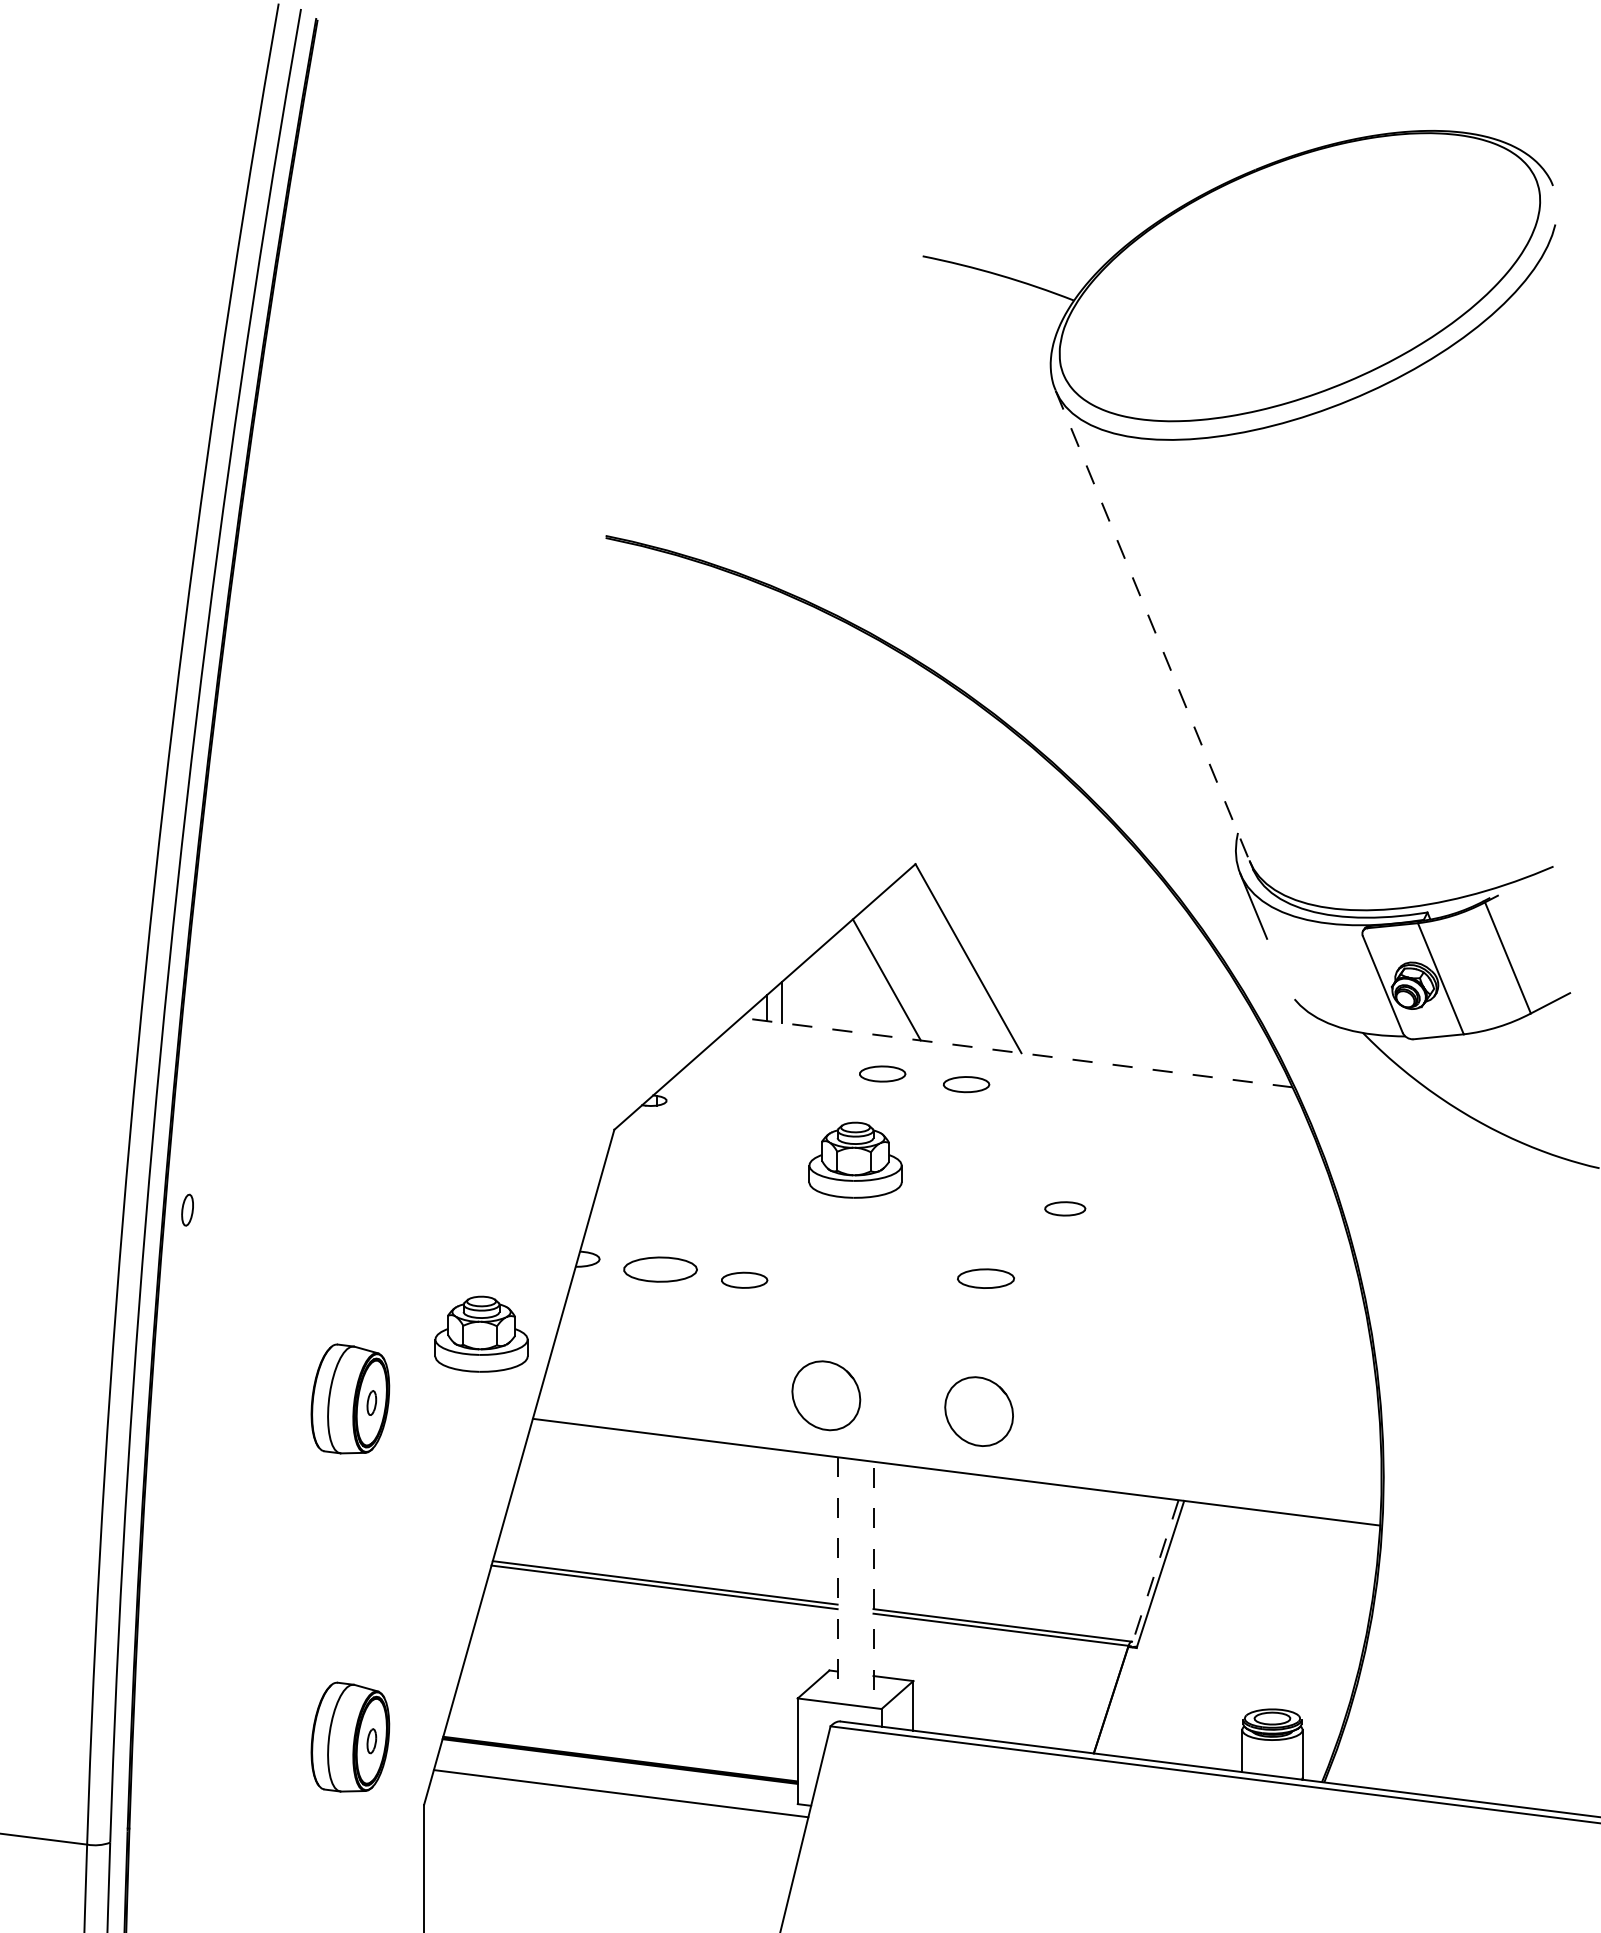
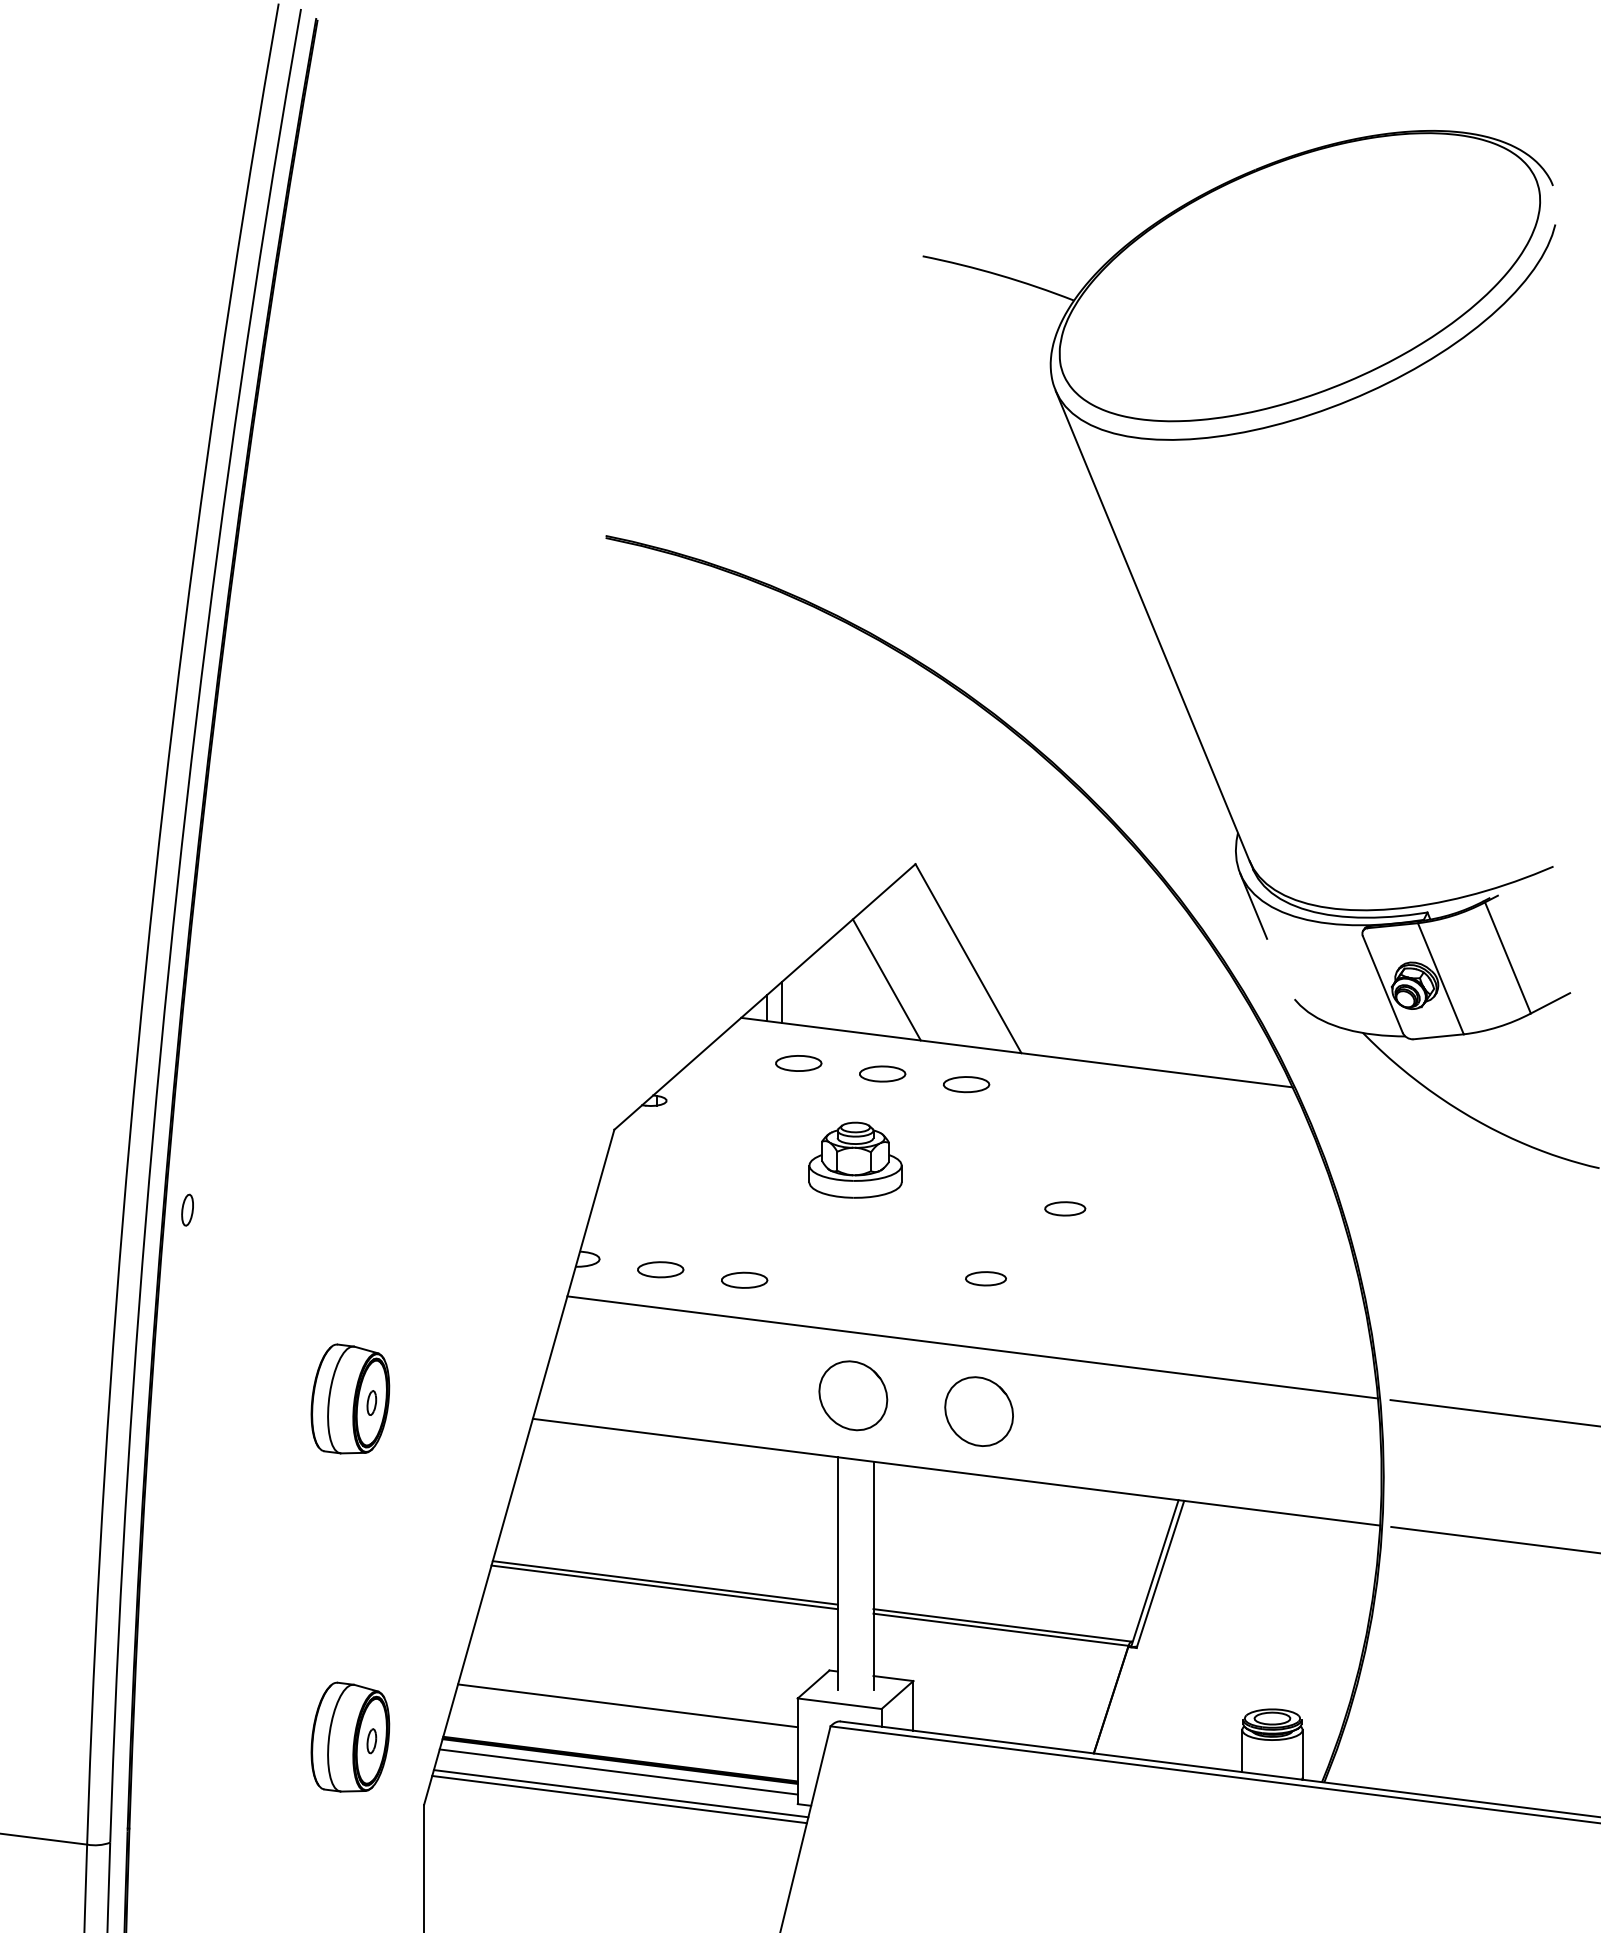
line: dashed -> solid (1152, 626)
line: dashed -> solid (1016, 1052)
part: none -> present (798, 1063)
part size: 75x27 px -> 48x18 px (660, 1269)
part size: 58x21 px -> 42x16 px (985, 1278)
part: present -> none (481, 1333)
line: none -> present (972, 1347)
part position: (826, 1395) -> (853, 1395) (853, 1395)
line: none -> present (1493, 1413)
line: none -> present (1494, 1539)
line: dashed -> solid (837, 1573)
line: dashed -> solid (1154, 1574)
line: dashed -> solid (873, 1575)
line: none -> present (627, 1705)
line: none -> present (618, 1771)
line: none -> present (619, 1799)
